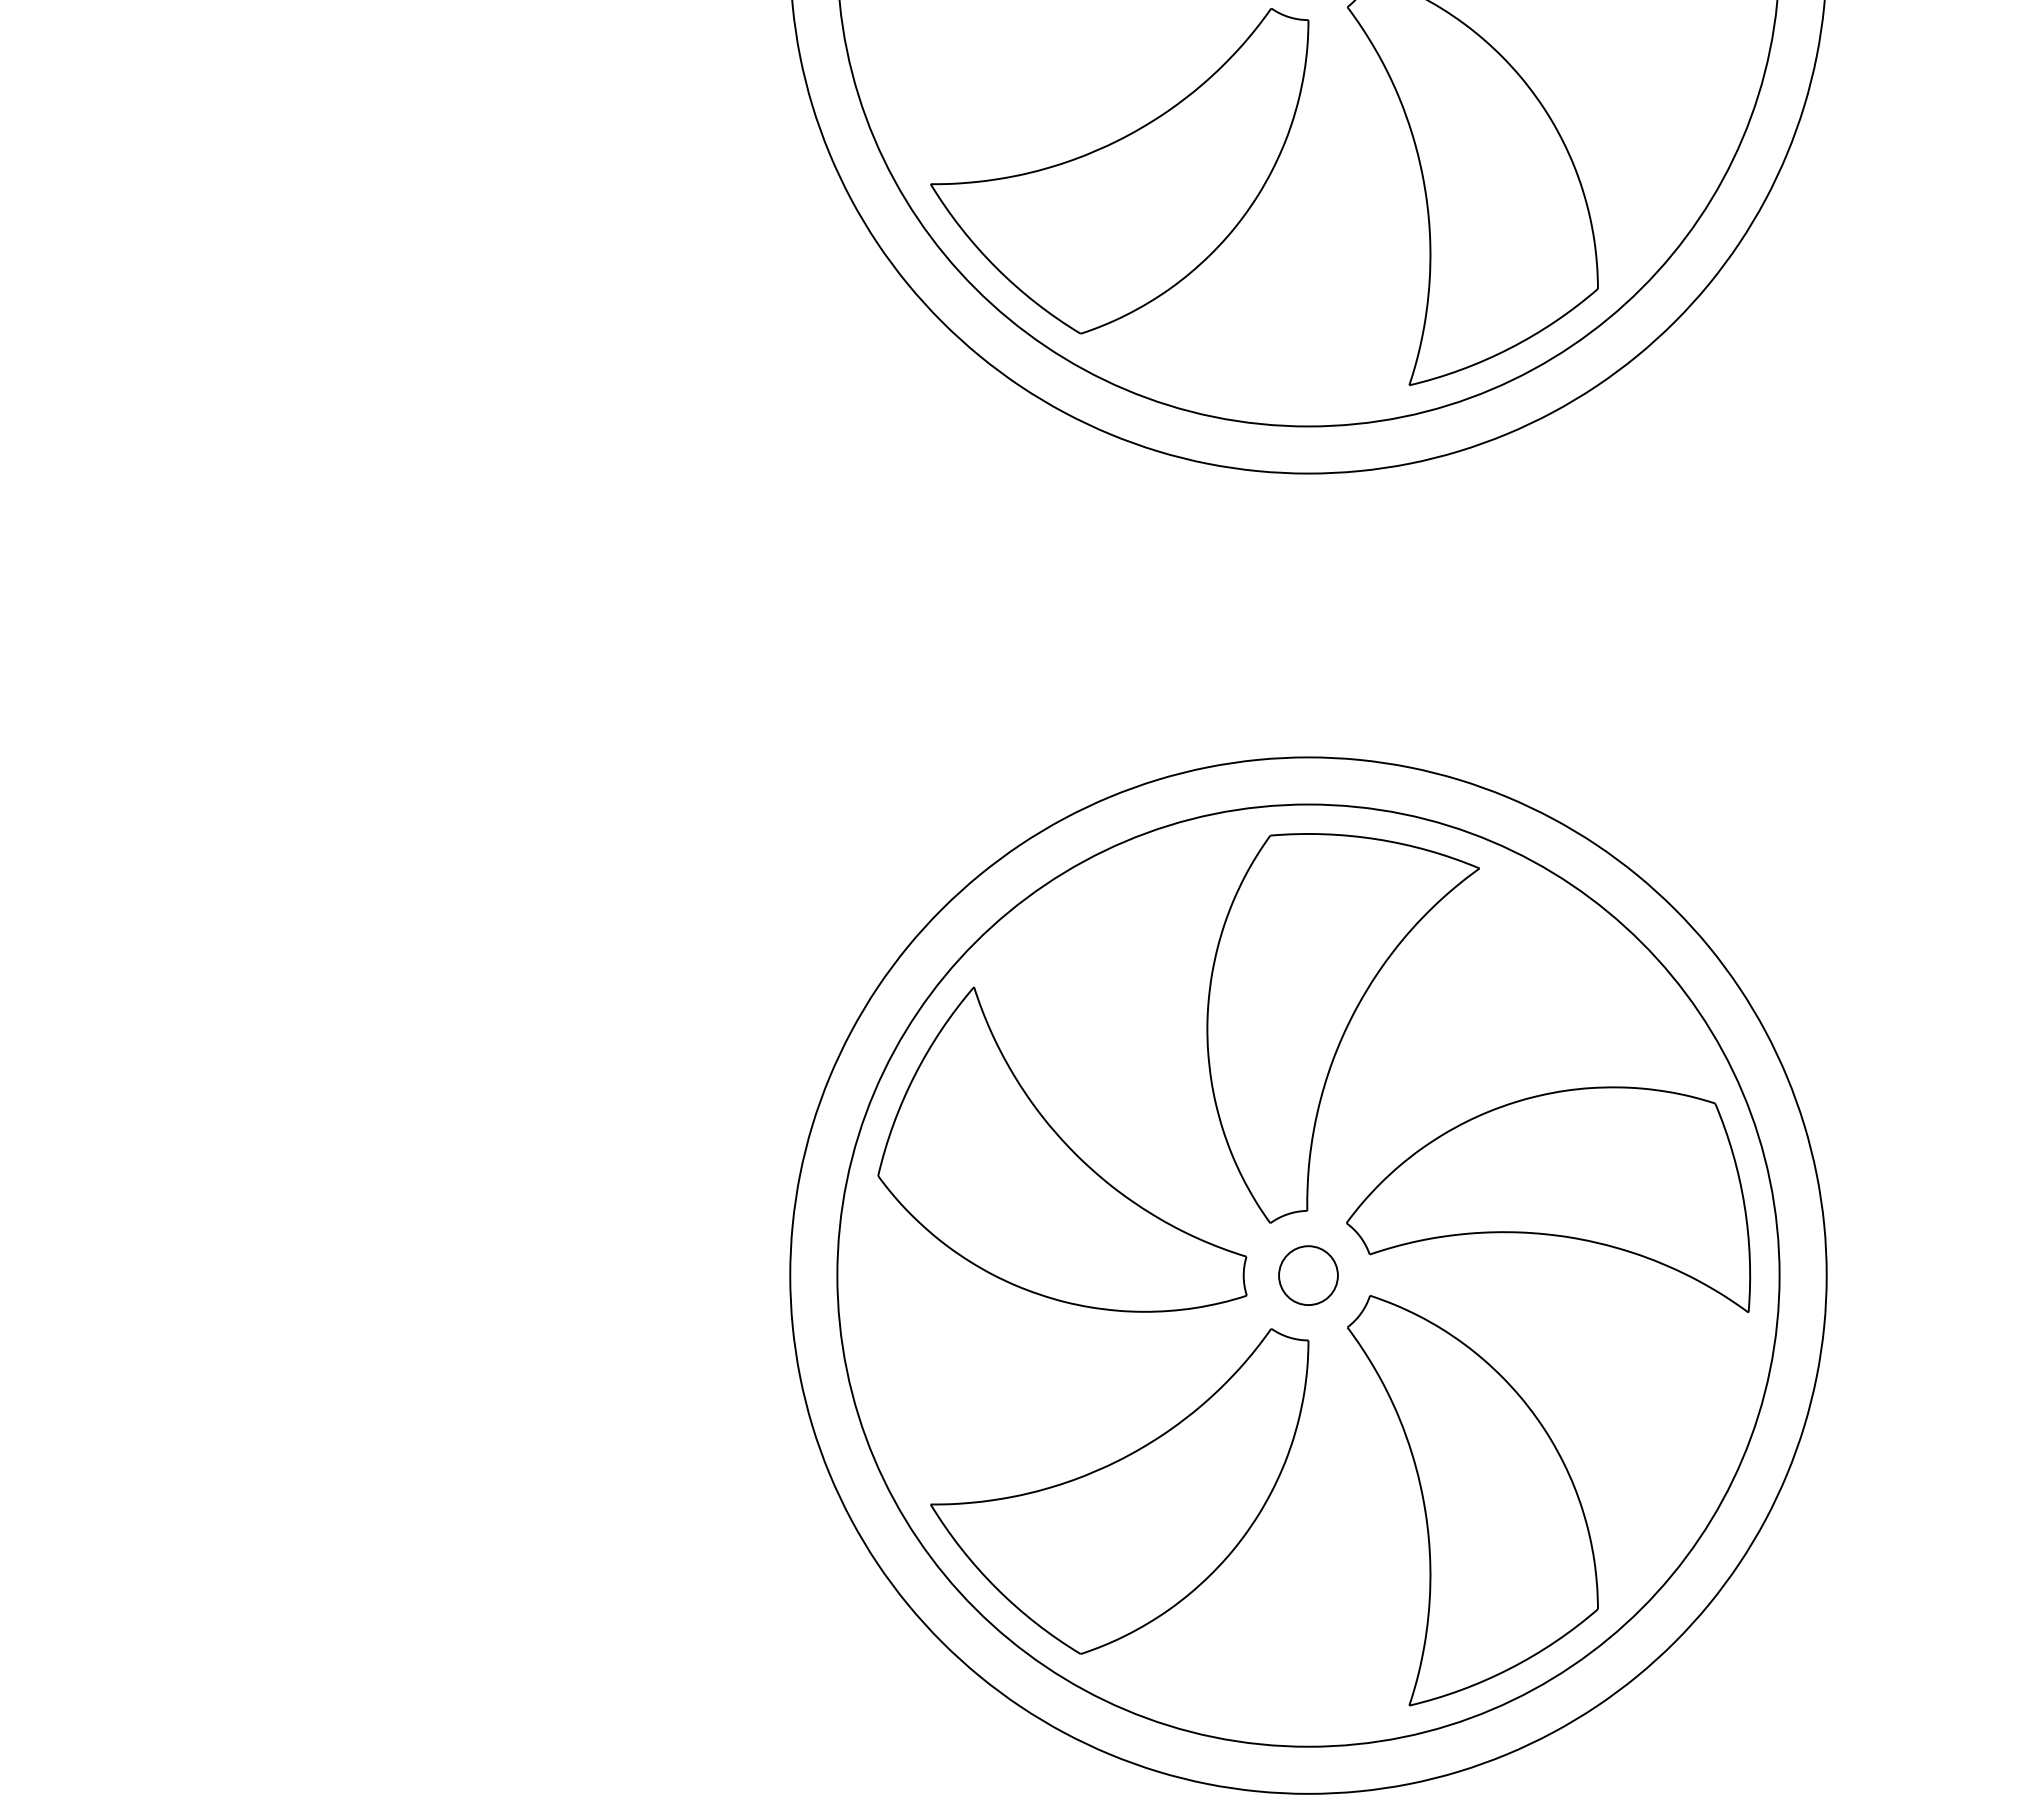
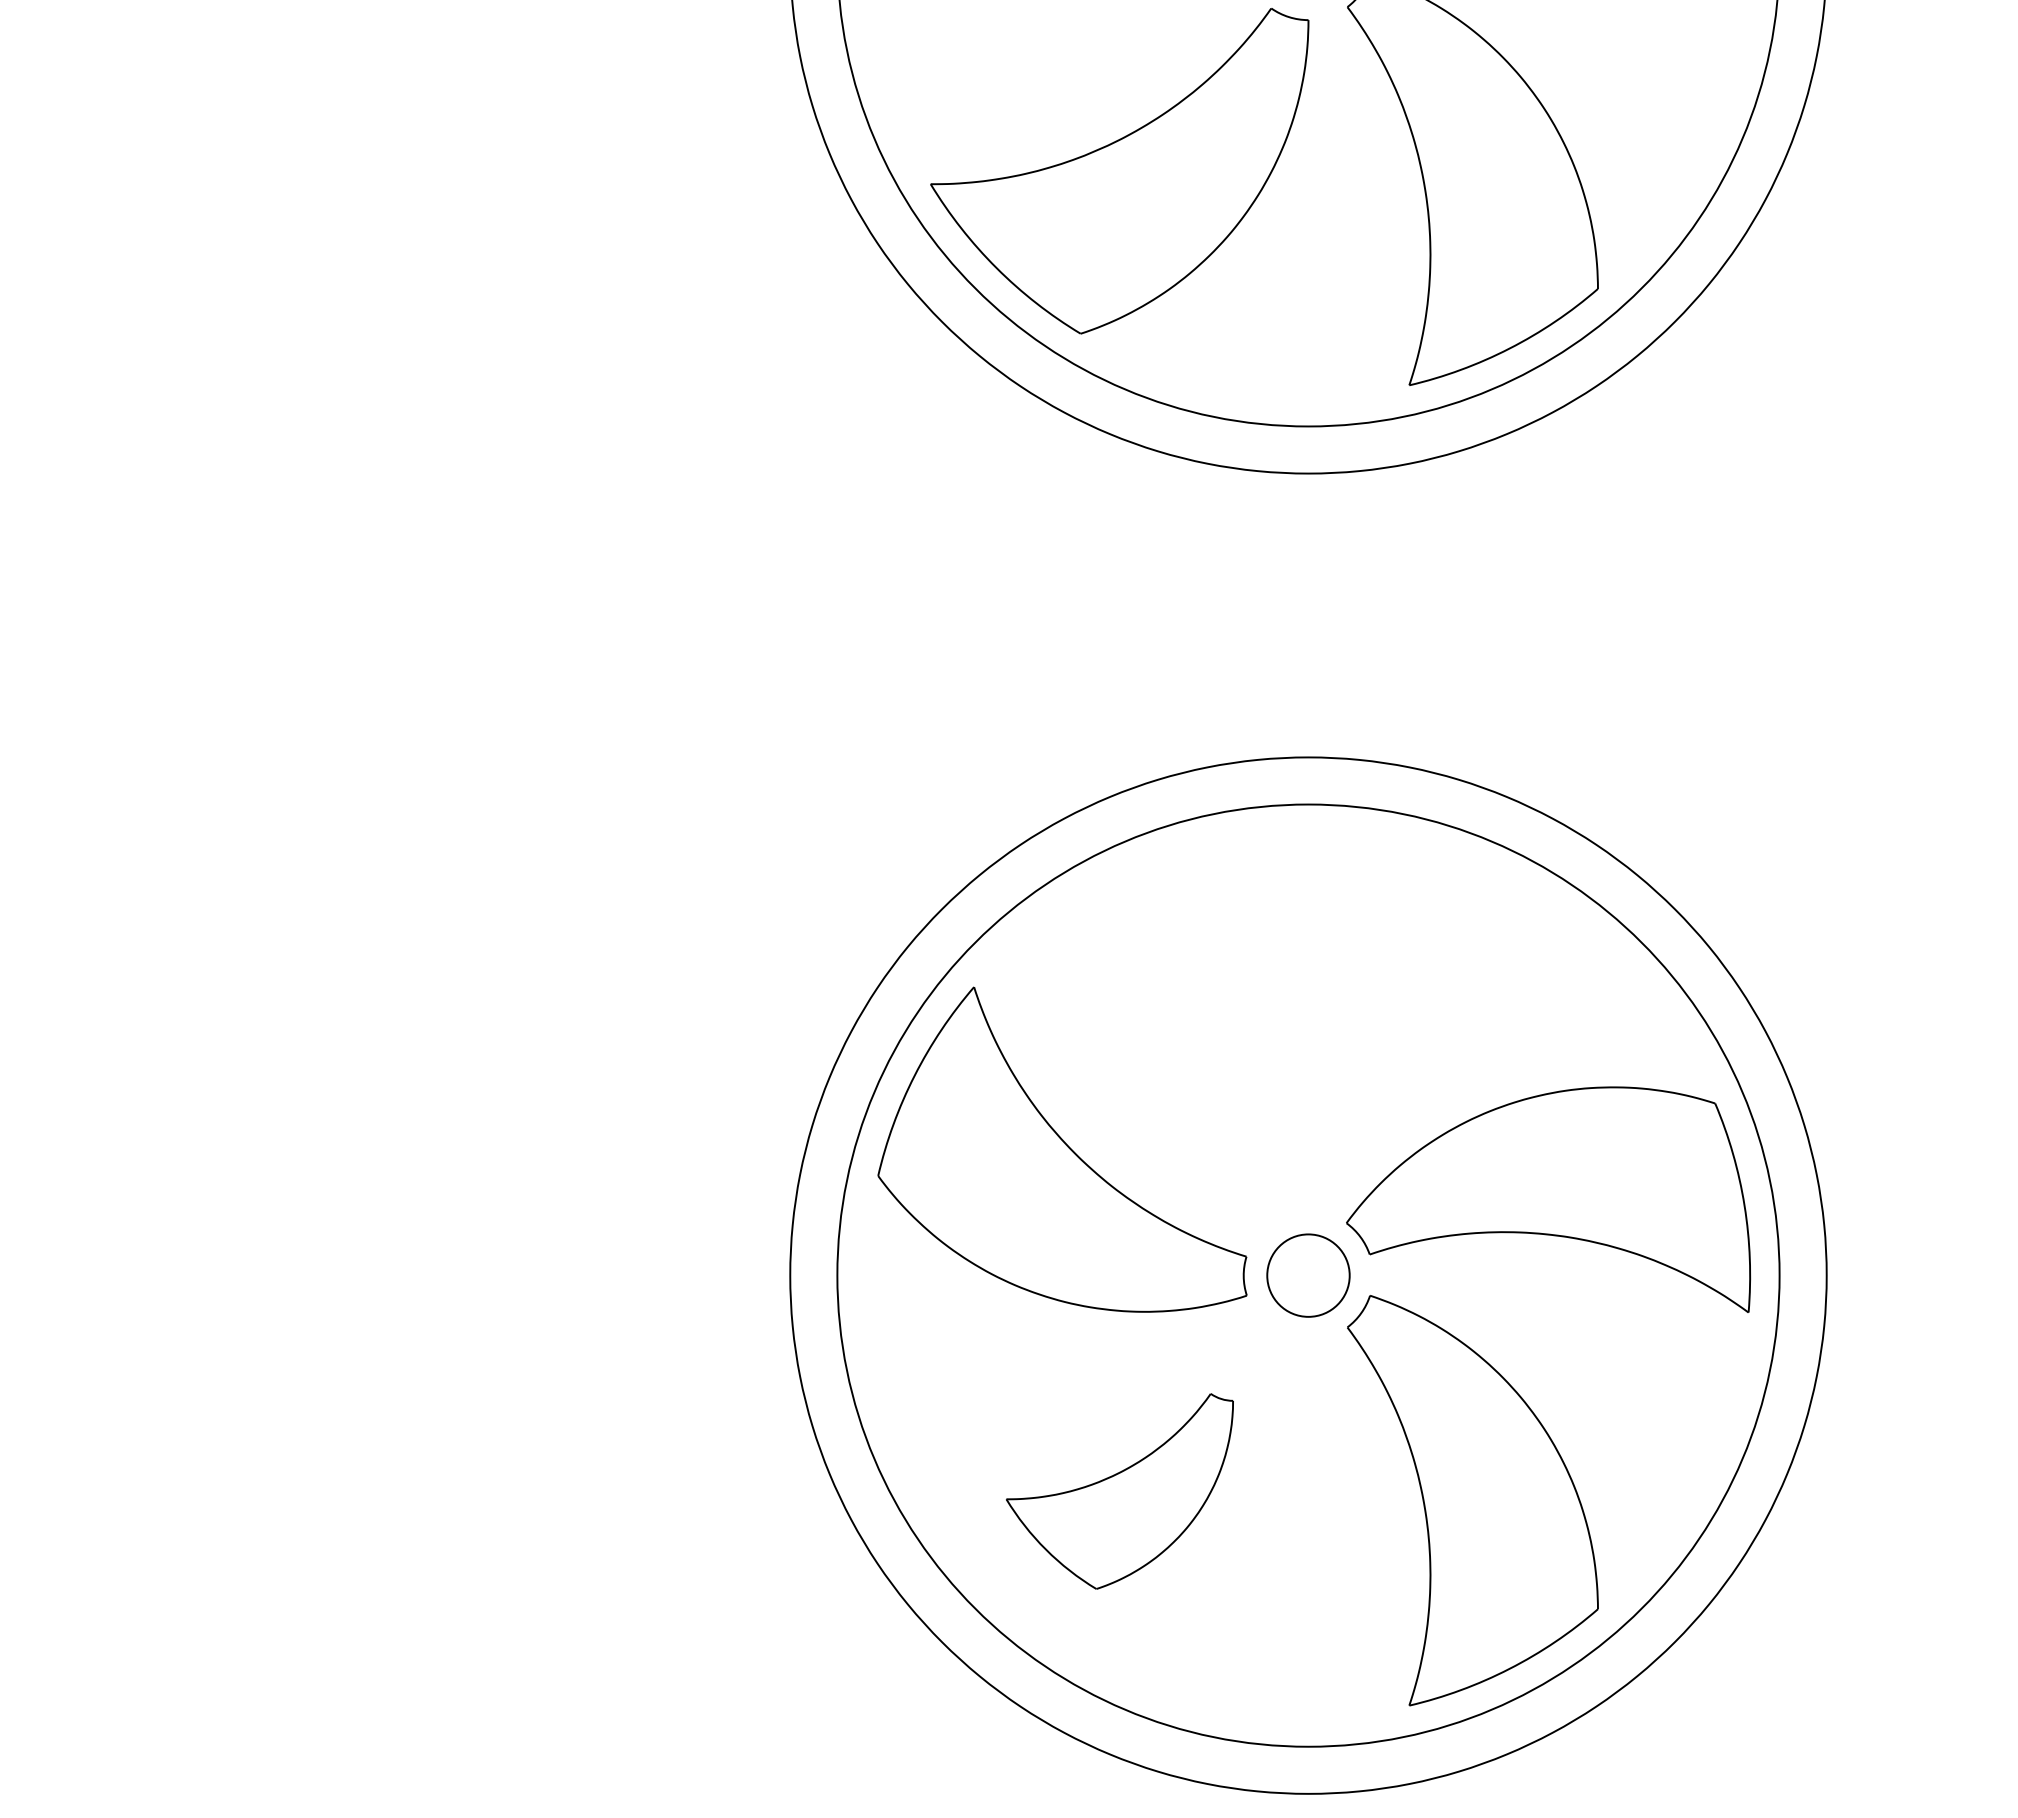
part: present -> none (1342, 1028)
circle diameter: 59 px -> 82 px (1308, 1275)
part size: 380x327 px -> 228x197 px (1119, 1491)
